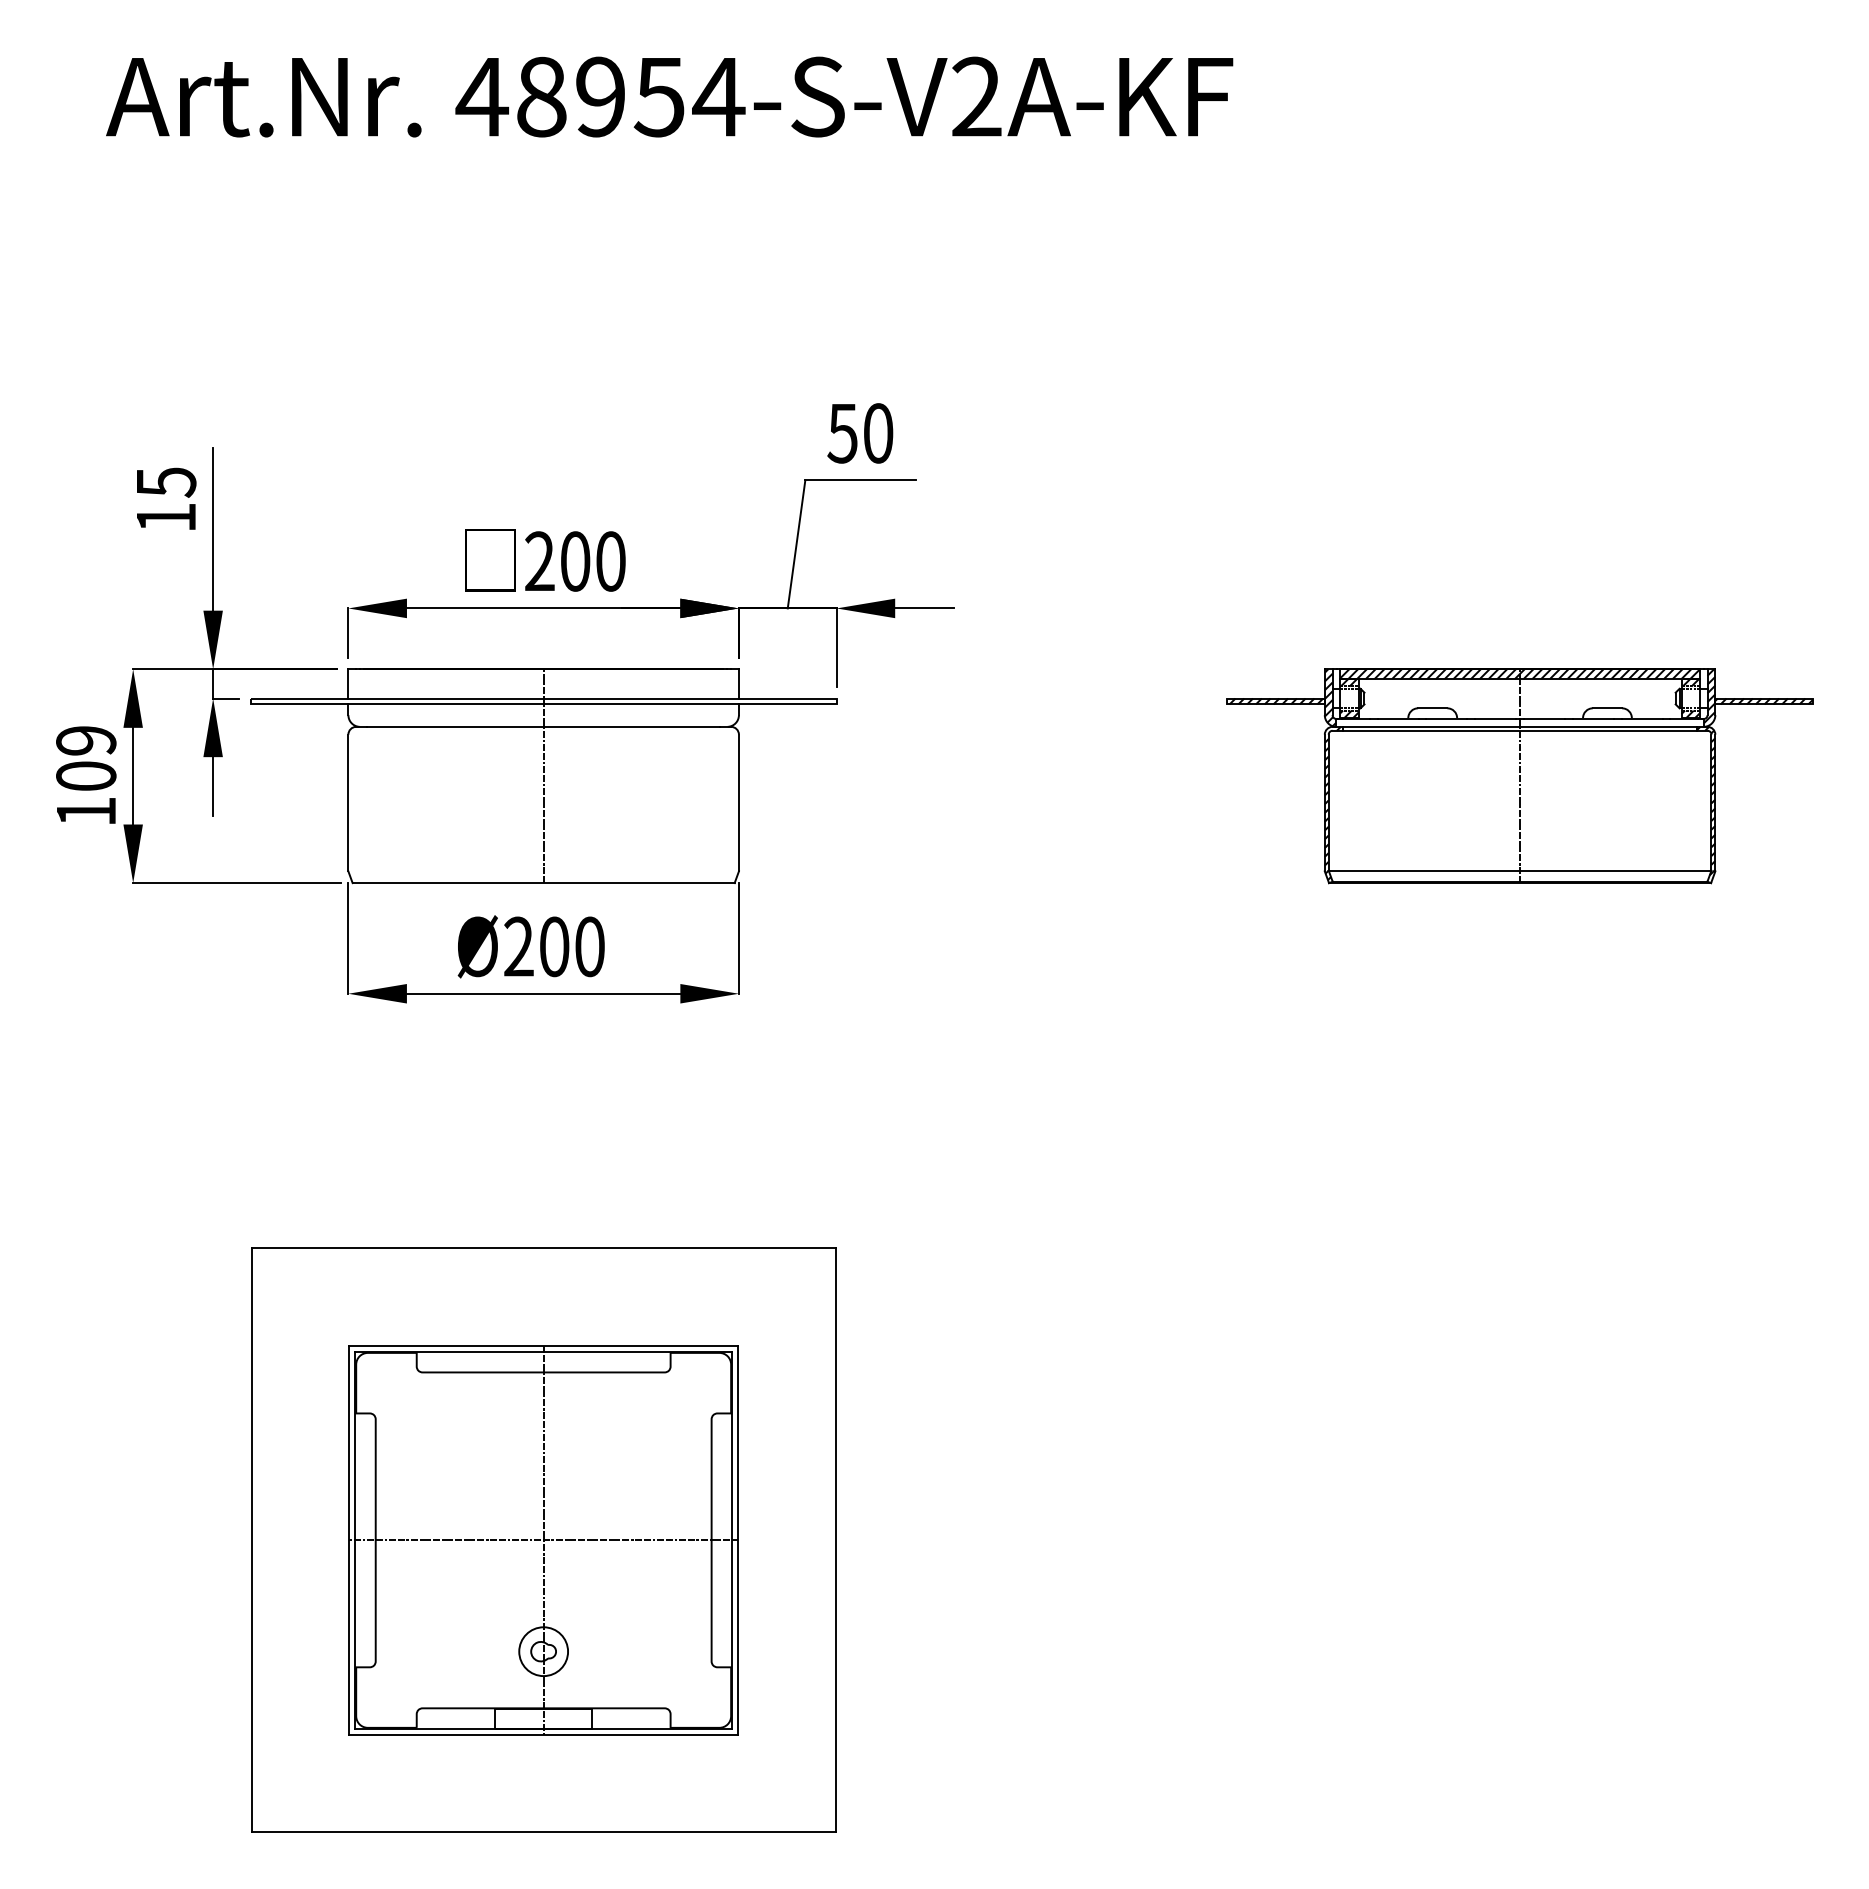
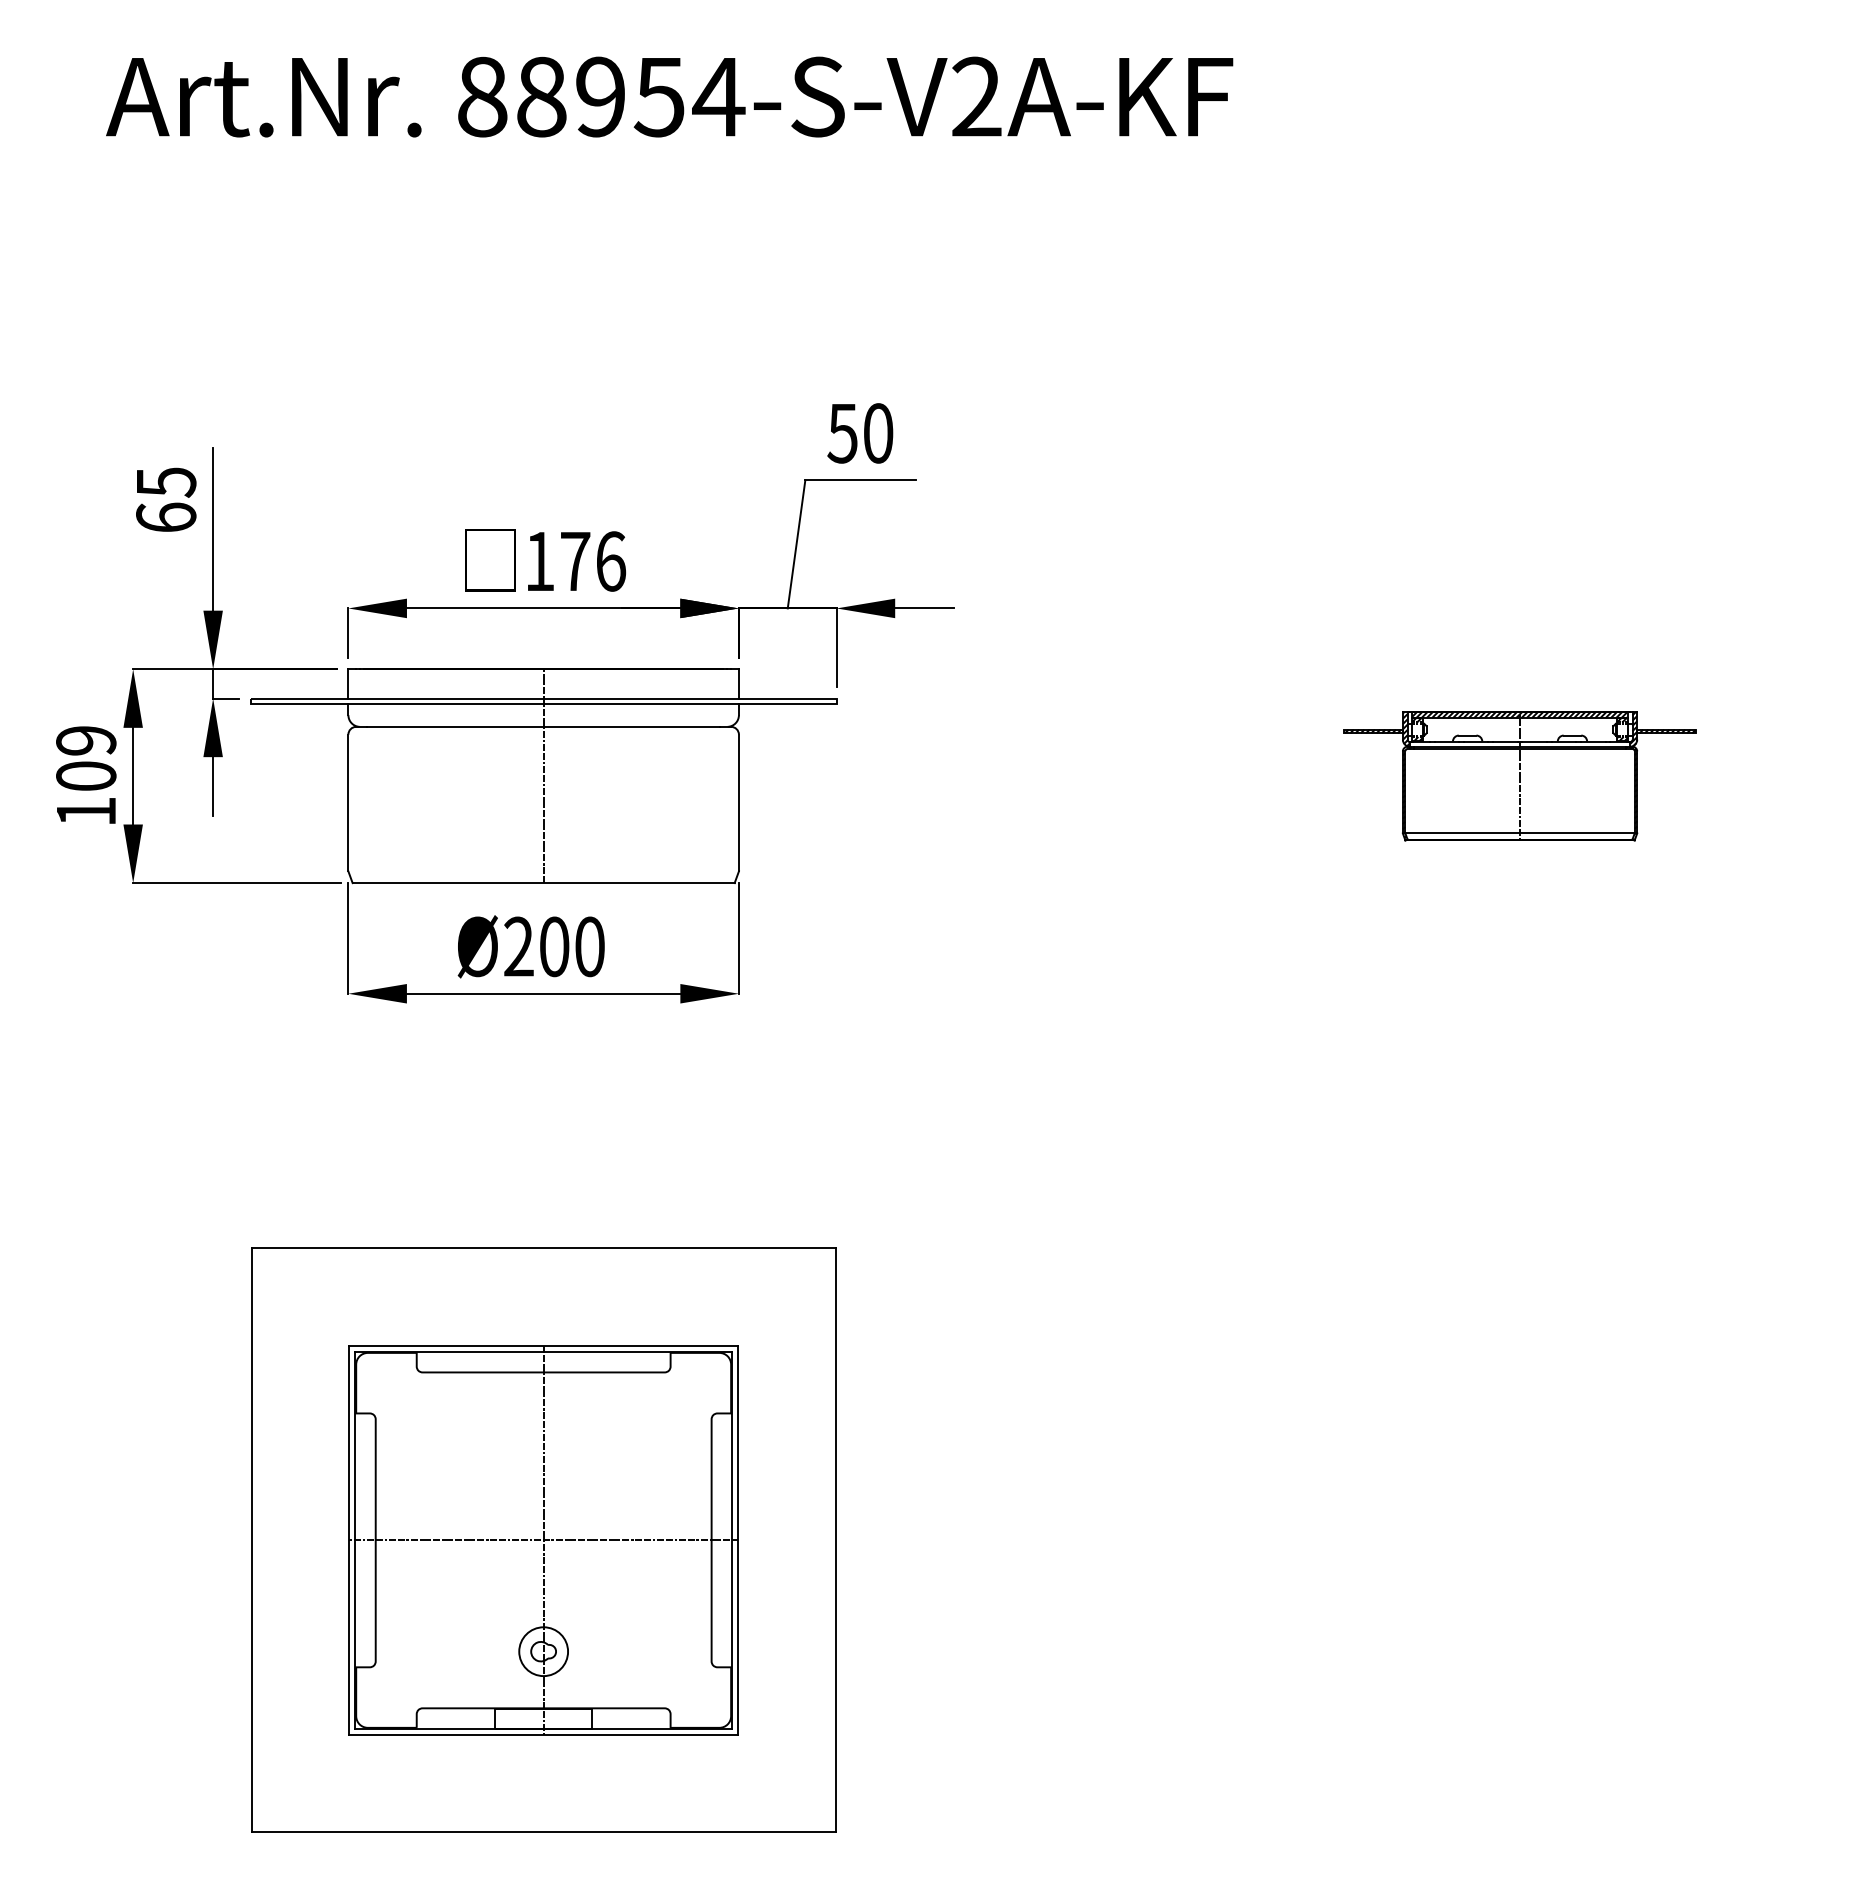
text: 48954-S-V2A-KF -> 88954-S-V2A-KF (482, 96)
text: 15 -> 65 (166, 516)
text: 200 -> 176 (575, 561)
part size: 588x217 px -> 354x131 px (1519, 776)
